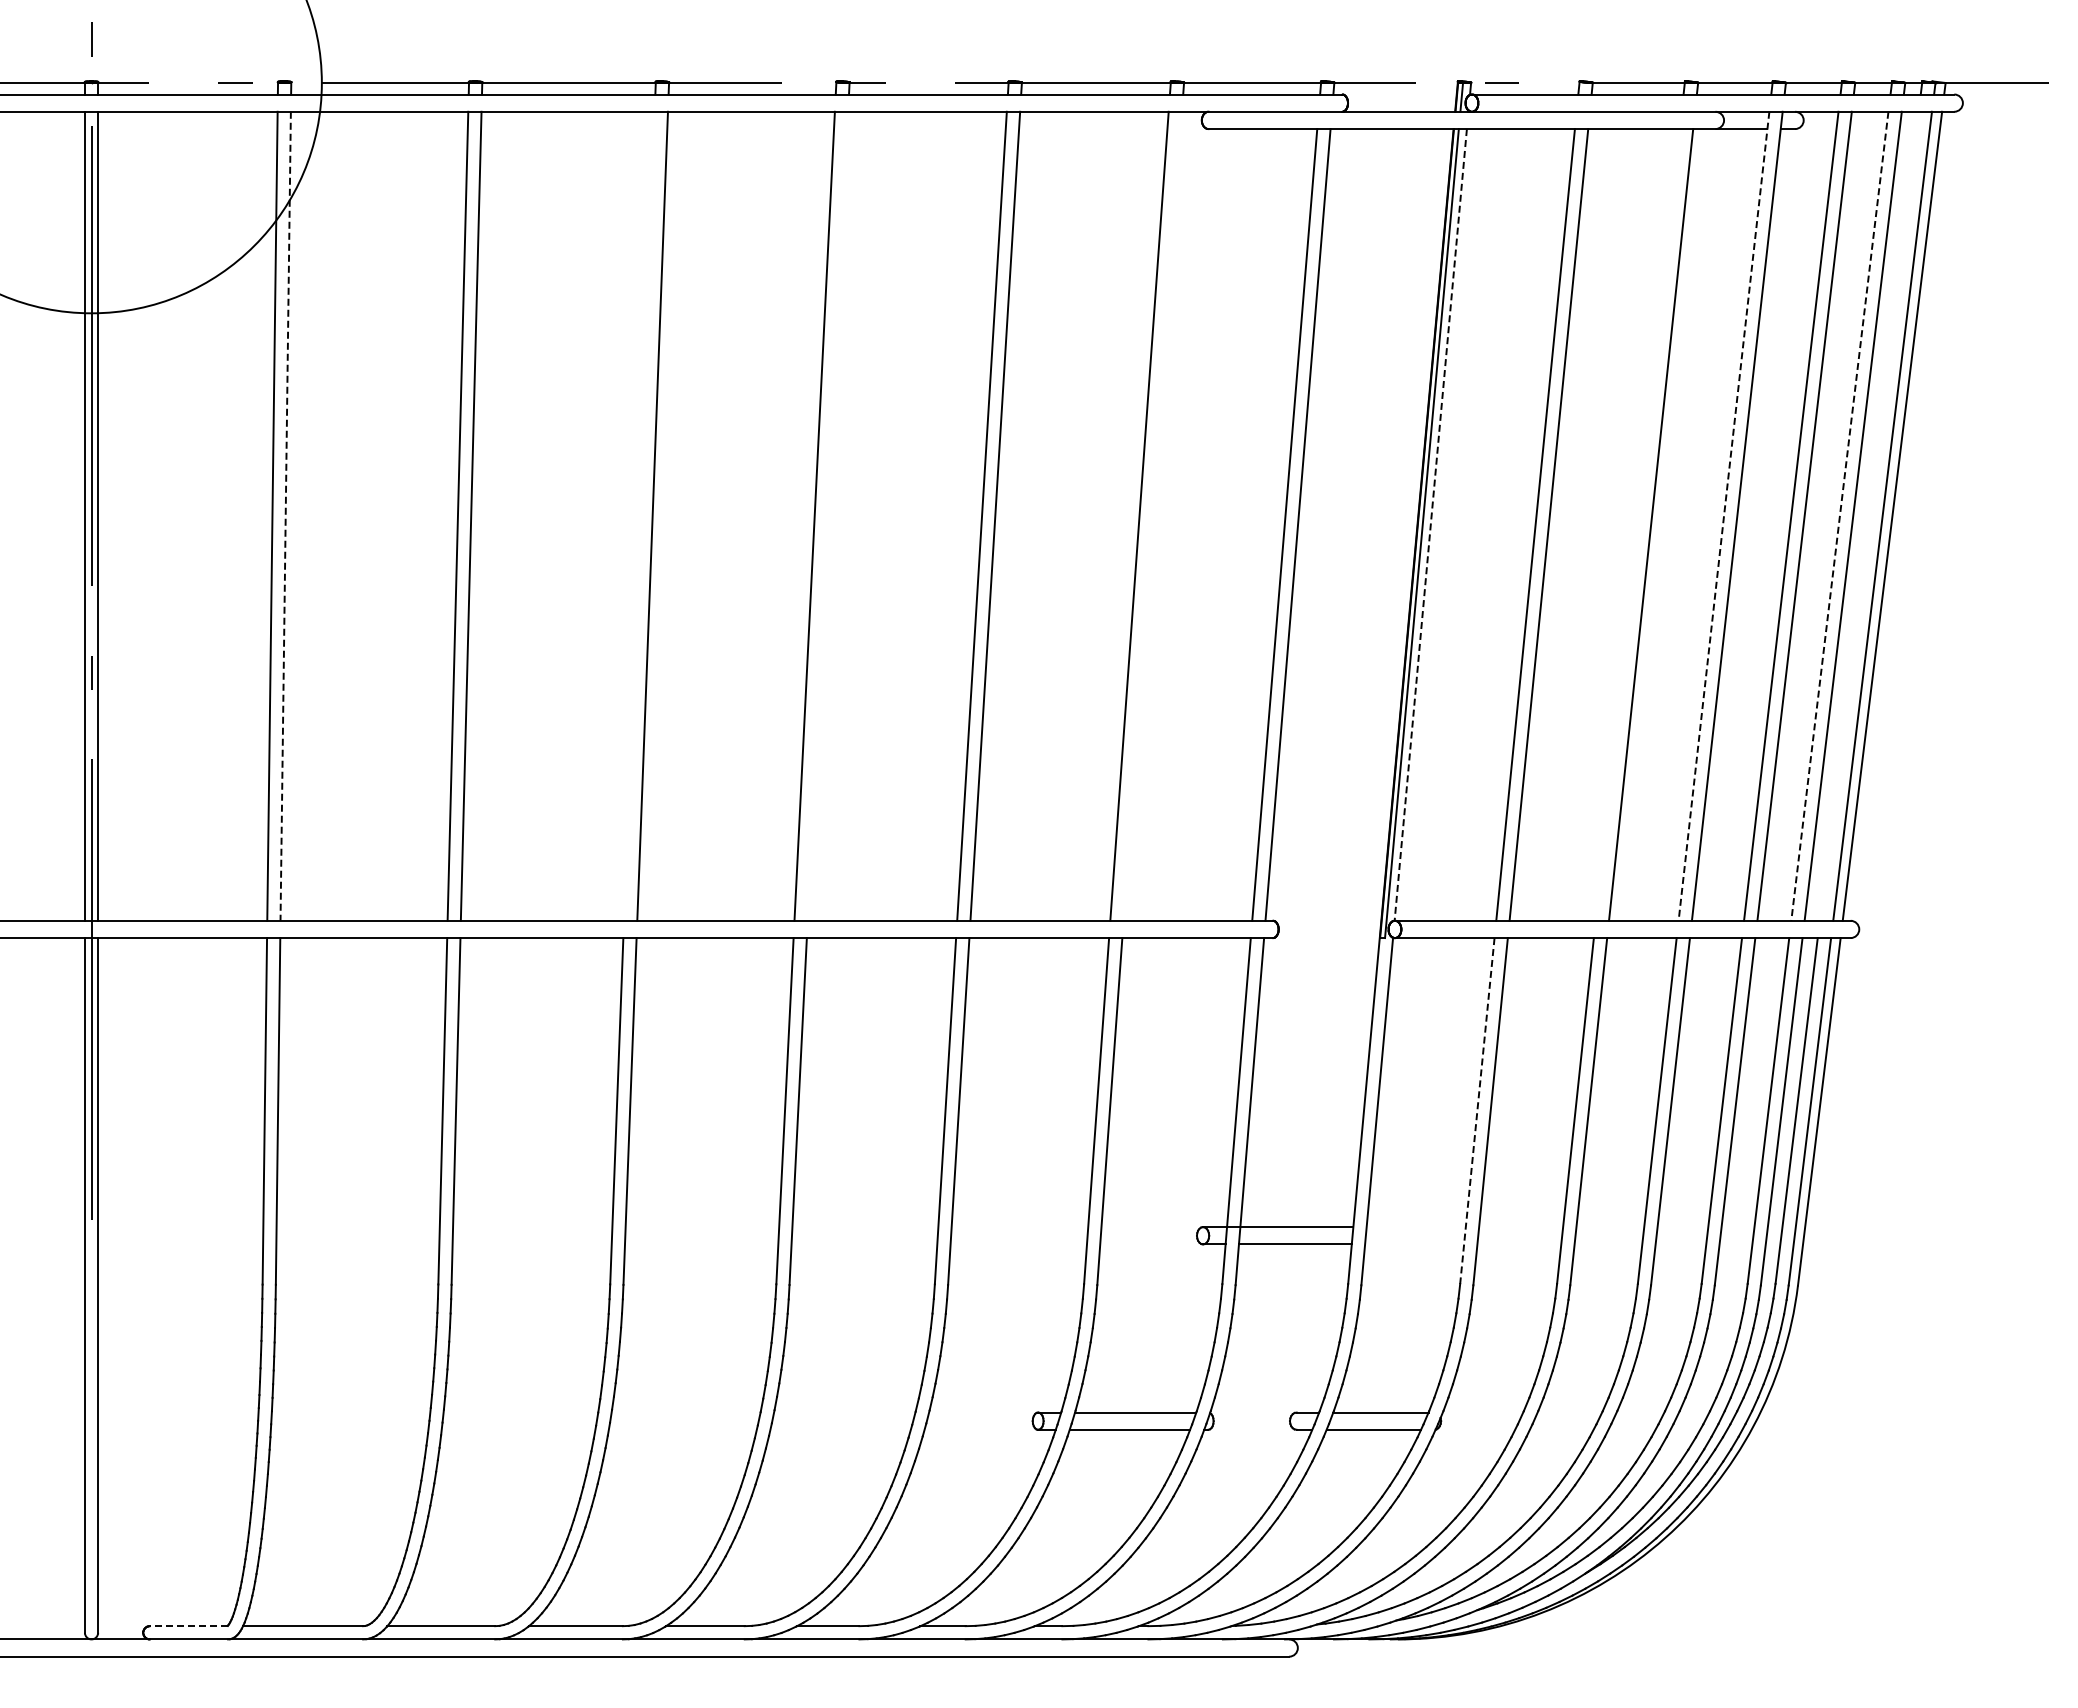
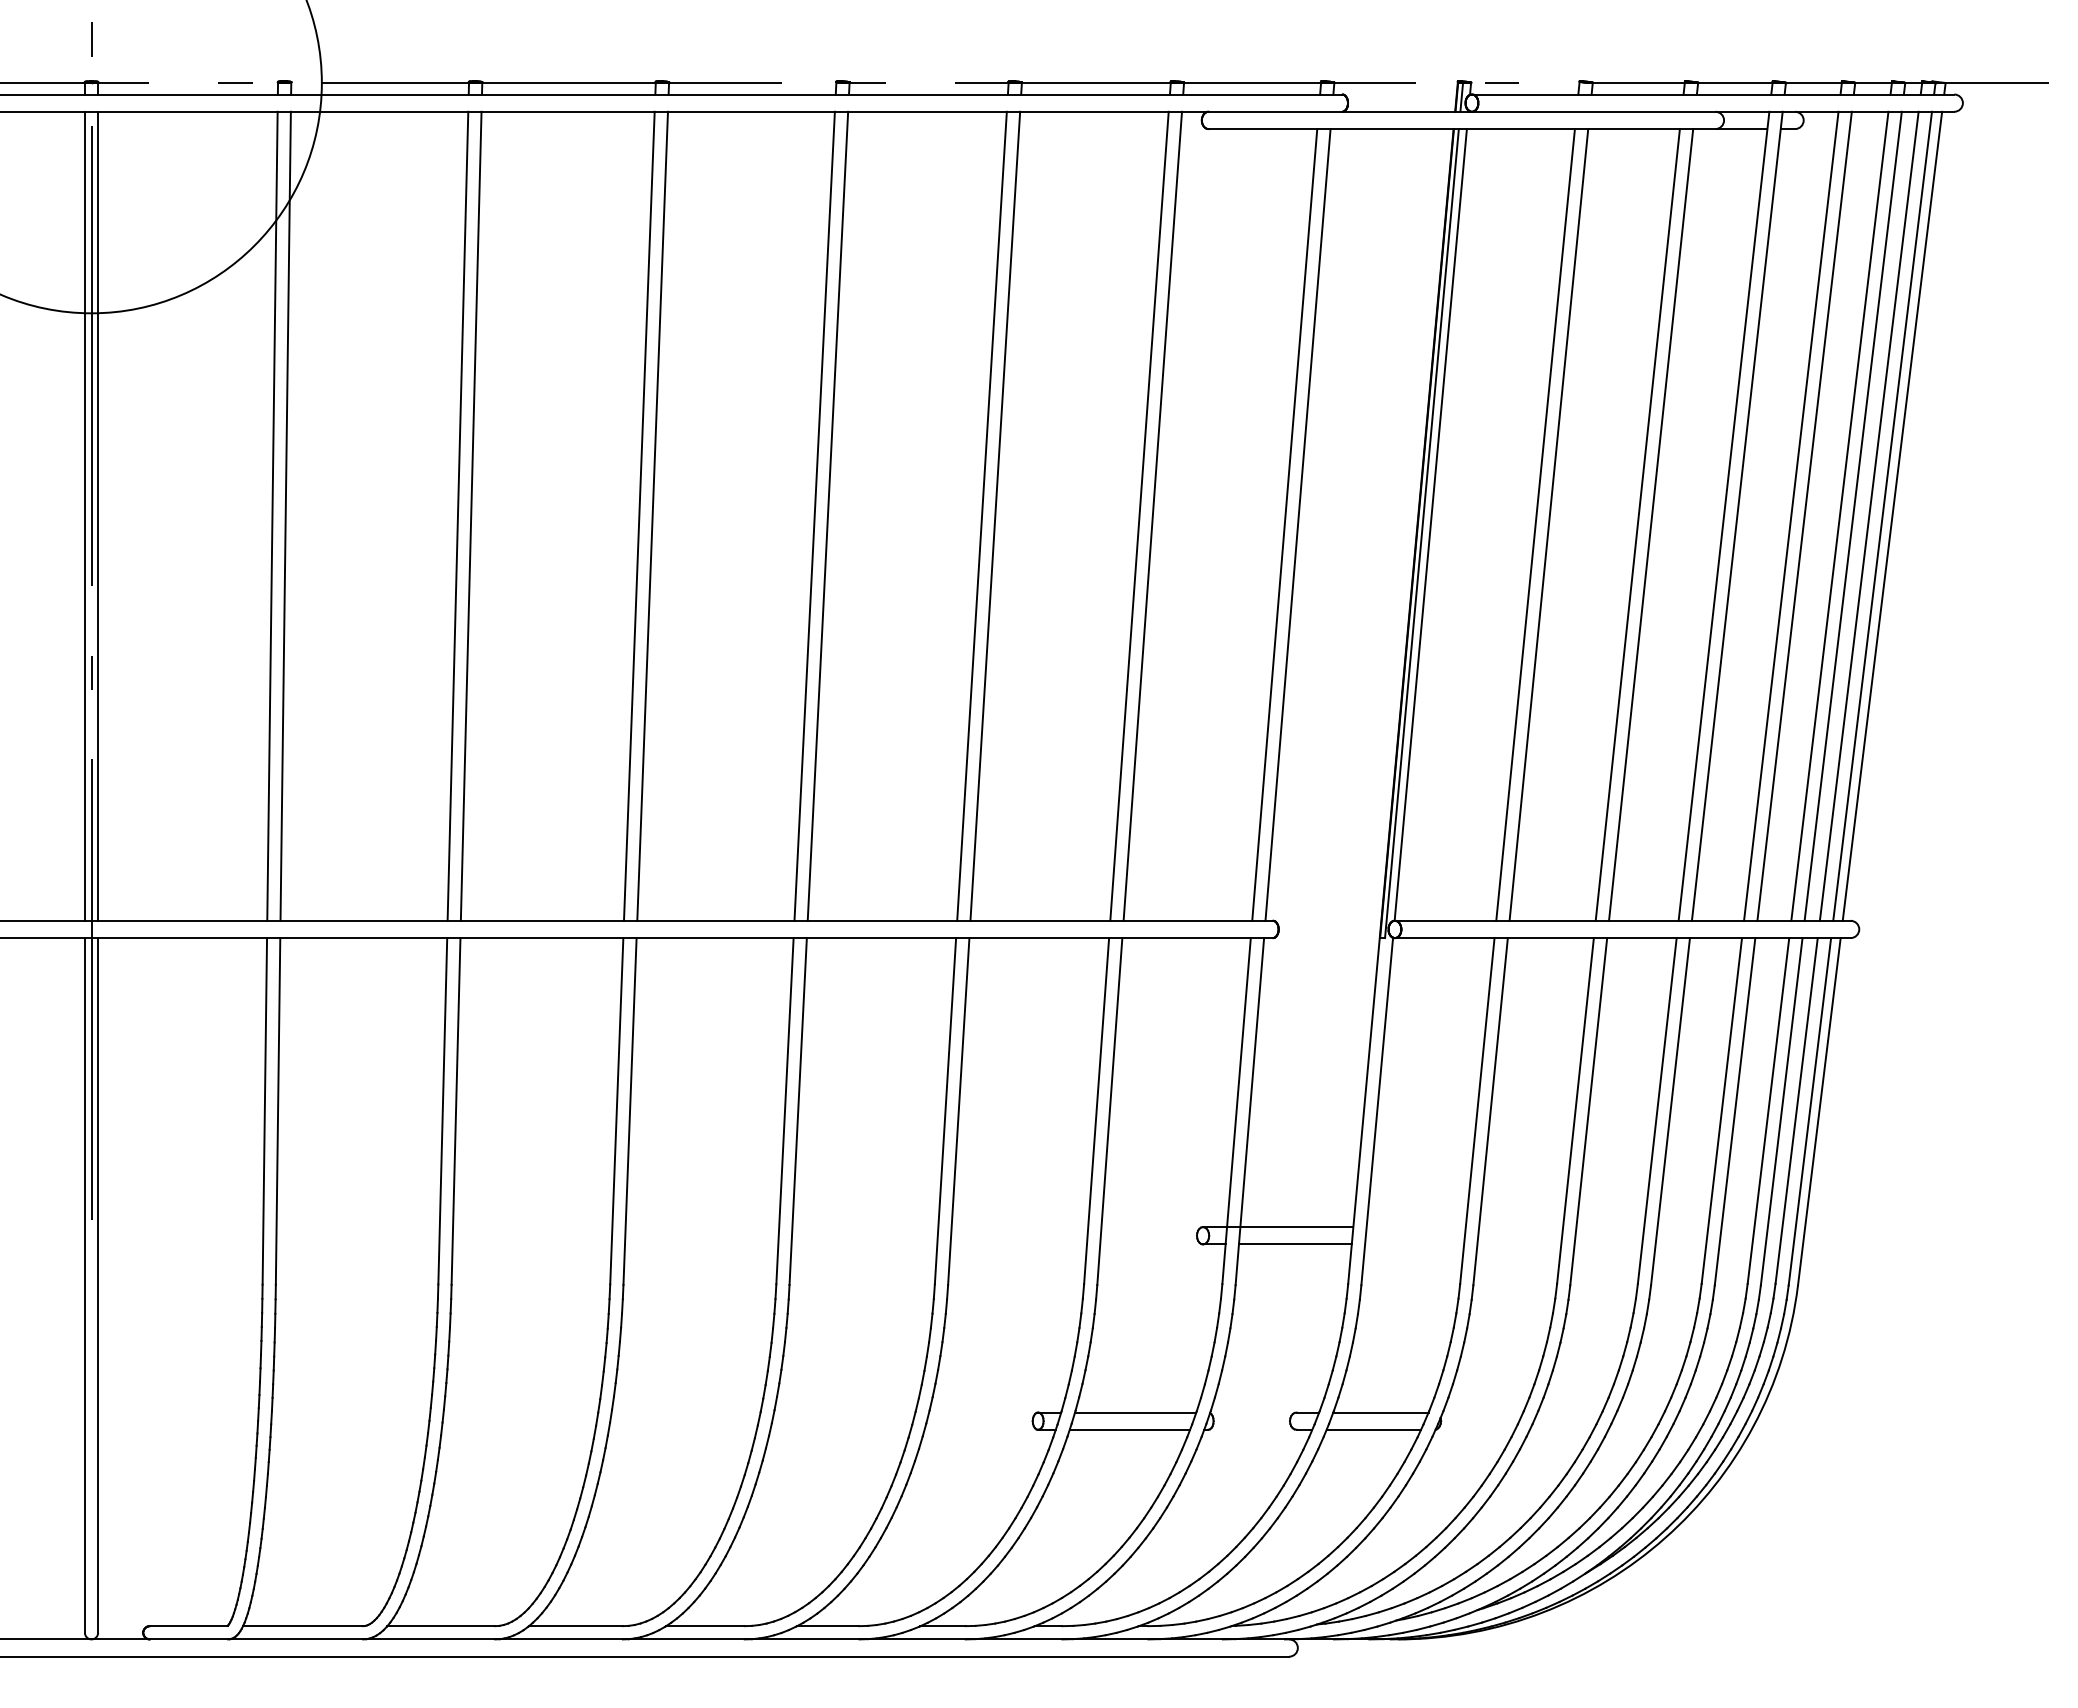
line: none -> present (638, 515)
line: none -> present (827, 515)
line: none -> present (1152, 515)
line: none -> present (1868, 515)
line: dashed -> solid (285, 516)
line: dashed -> solid (1723, 516)
line: dashed -> solid (1839, 516)
line: dashed -> solid (1430, 524)
line: none -> present (1637, 524)
line: dashed -> solid (1477, 1111)
line: dashed -> solid (188, 1626)
